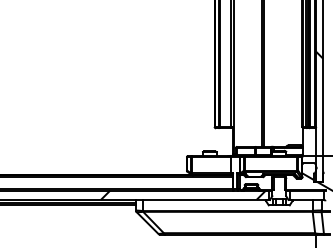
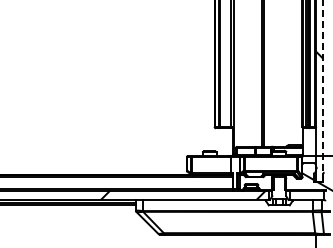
line: solid -> dashed (323, 90)
